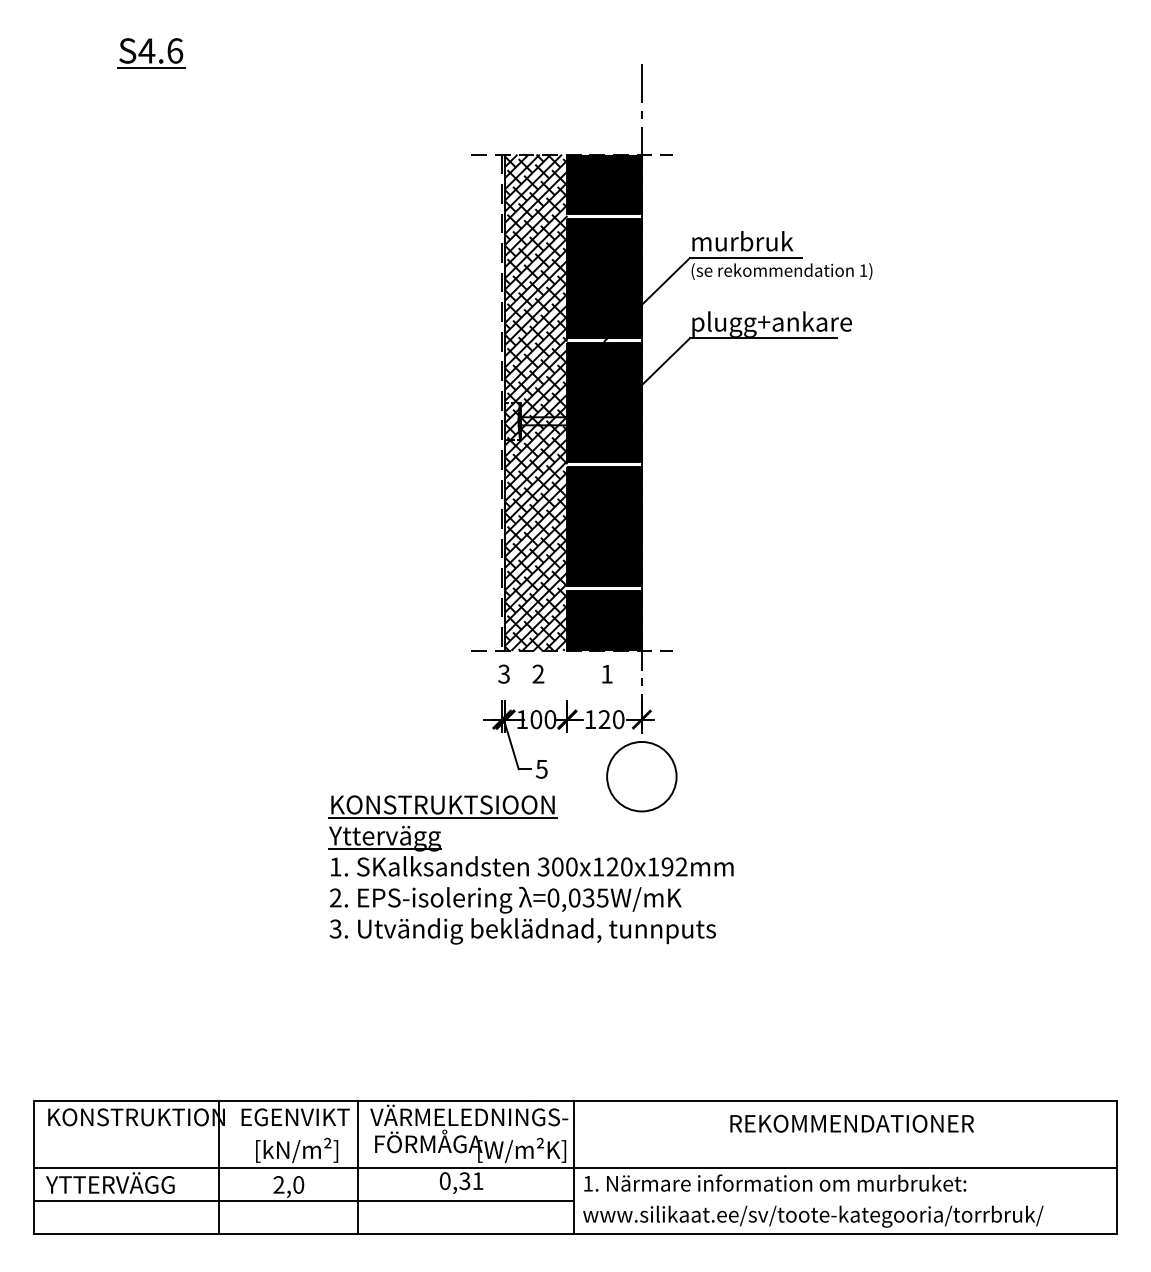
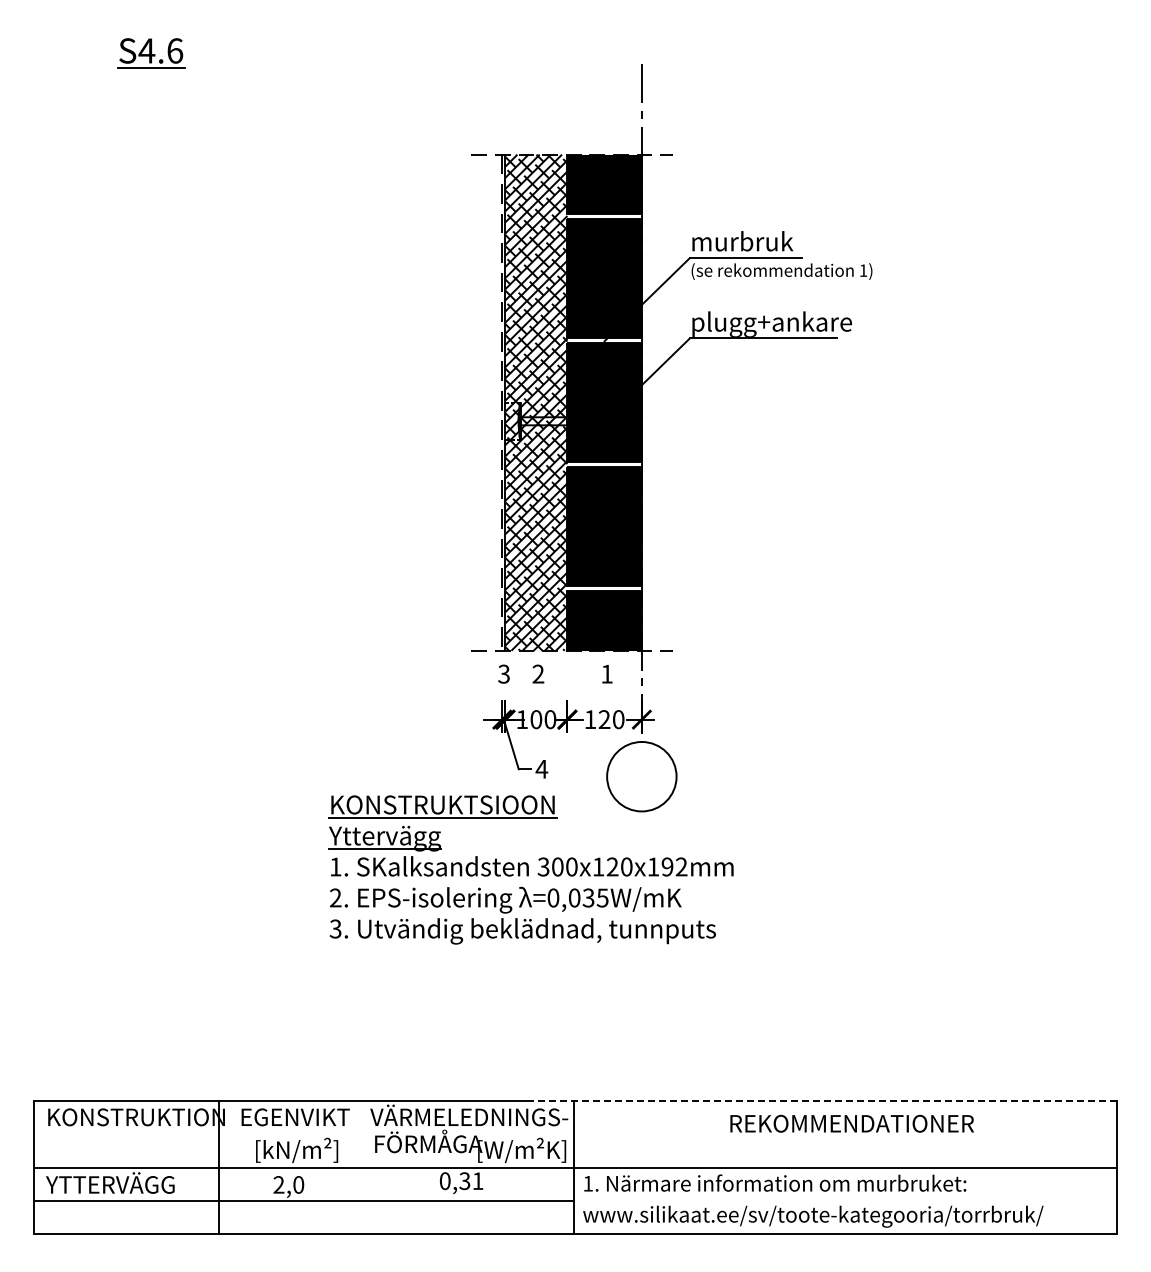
text: 5 -> 4 (541, 769)
line: solid -> dashed (823, 1100)
line: present -> none (357, 1166)
